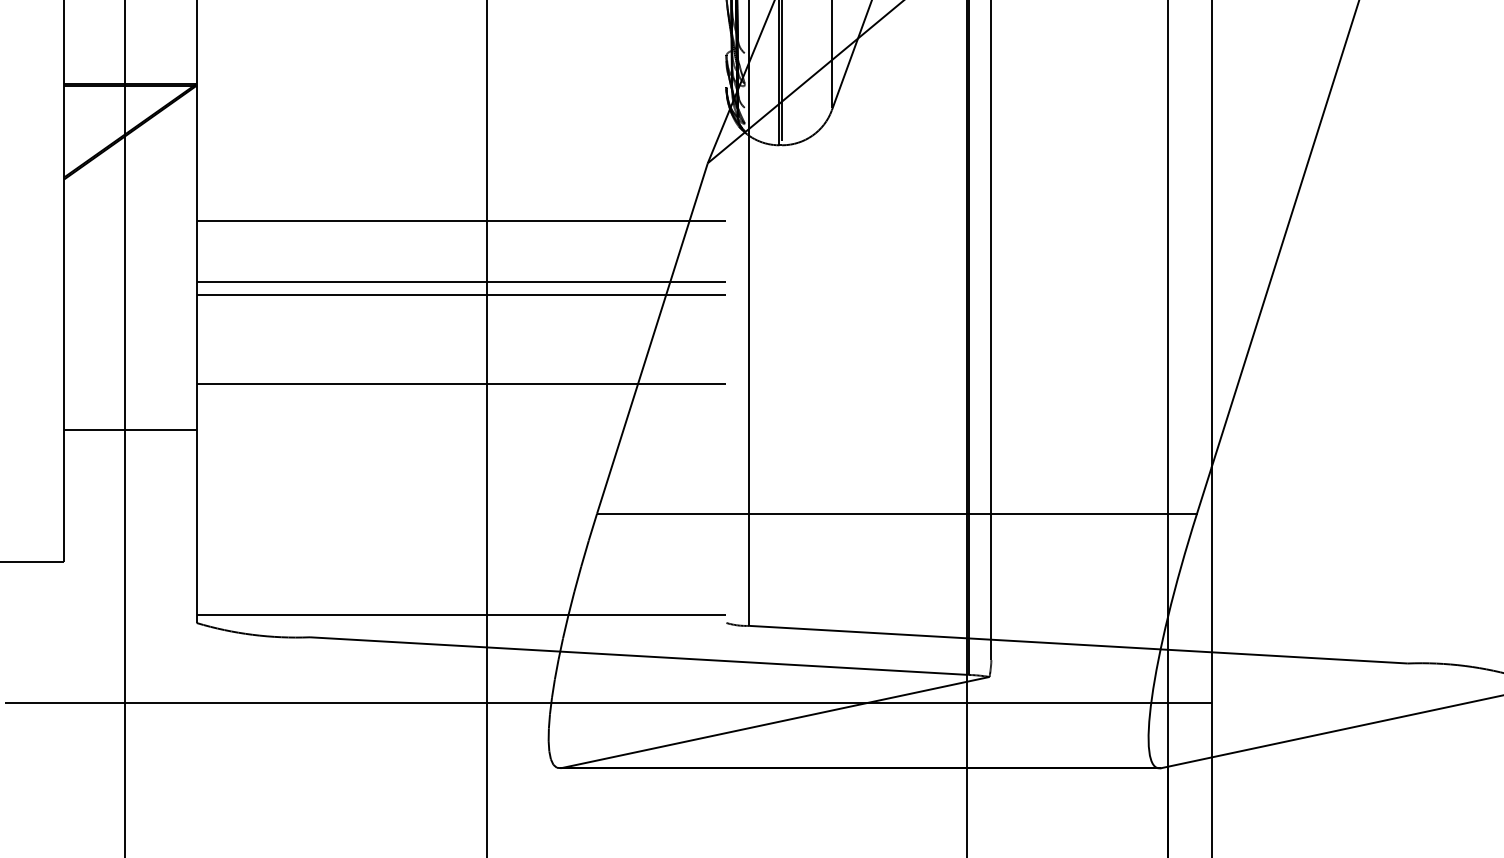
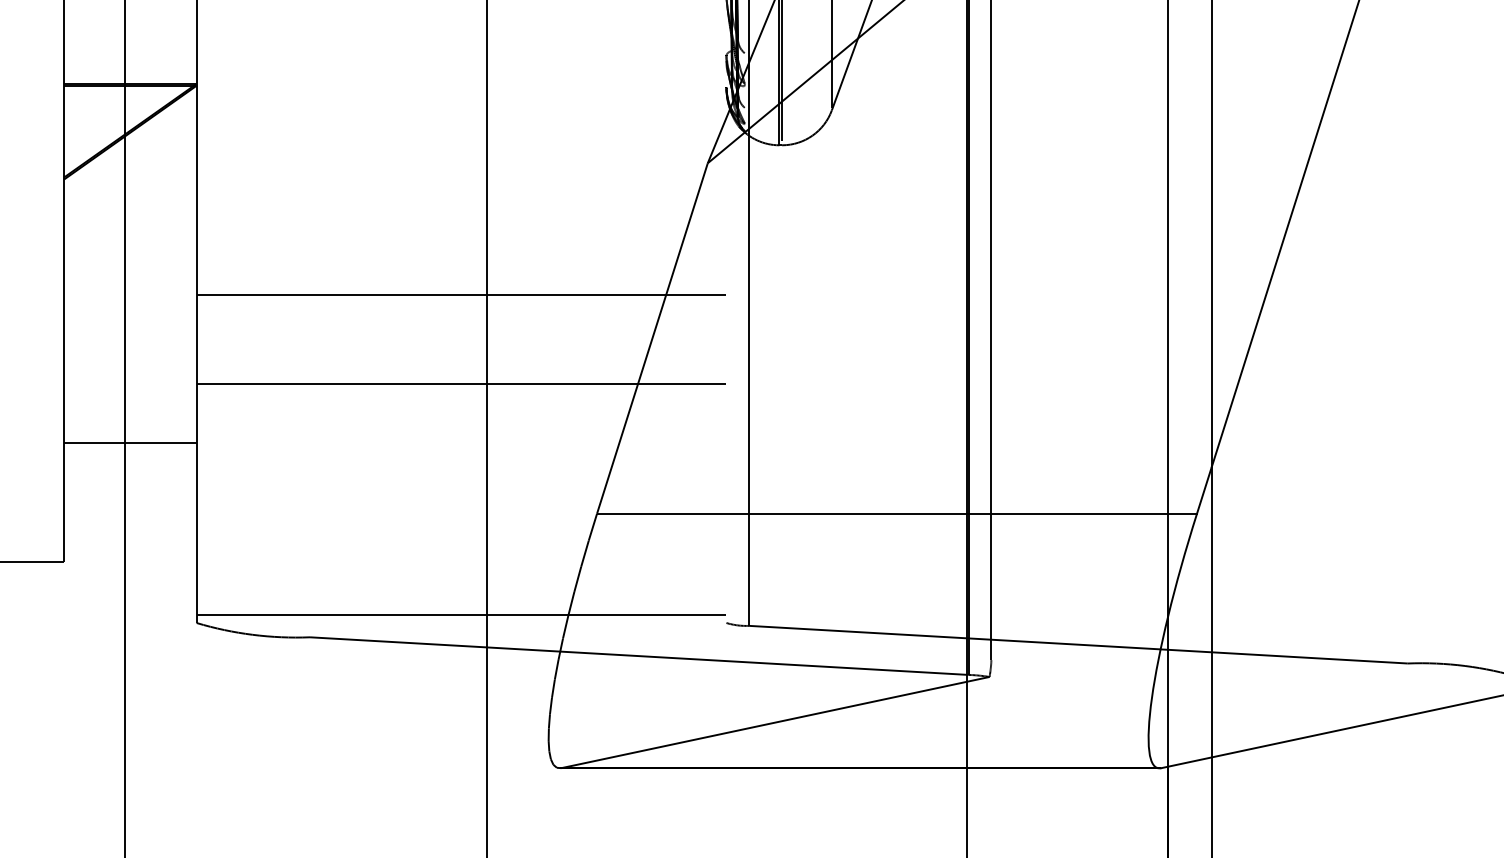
line: present -> none (461, 221)
line: present -> none (461, 281)
line position: (130, 430) -> (130, 443) (130, 443)
line: present -> none (608, 702)
